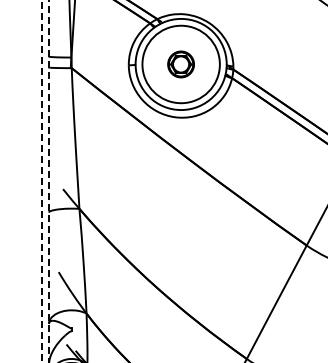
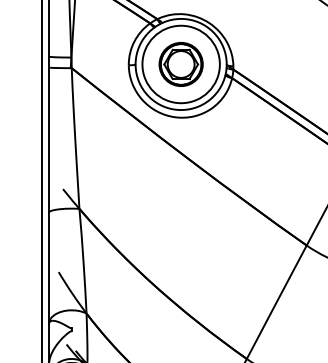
part size: 28x29 px -> 46x45 px (180, 64)
line: dashed -> solid (42, 180)
line: dashed -> solid (49, 181)
